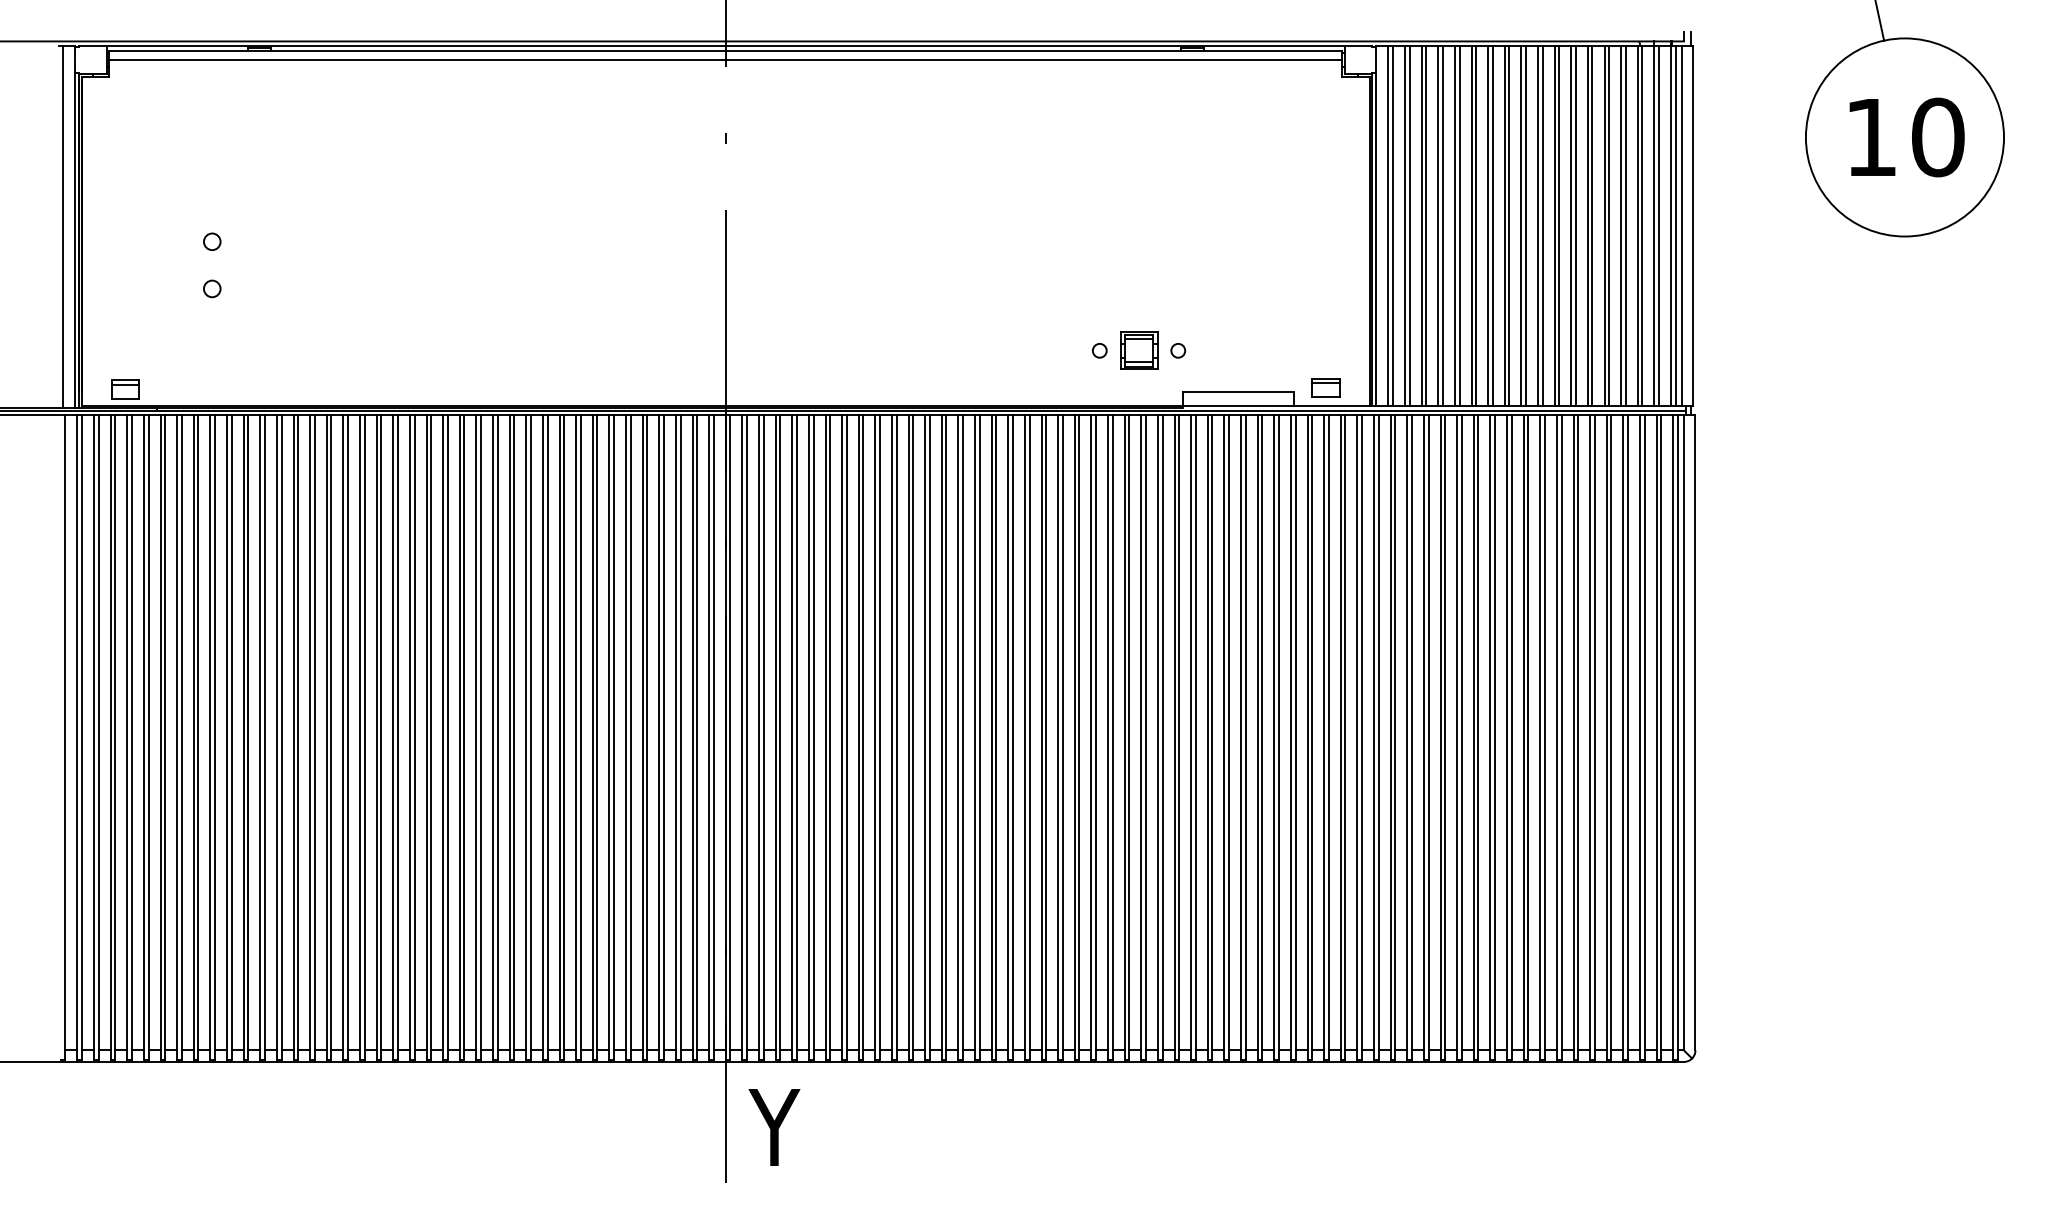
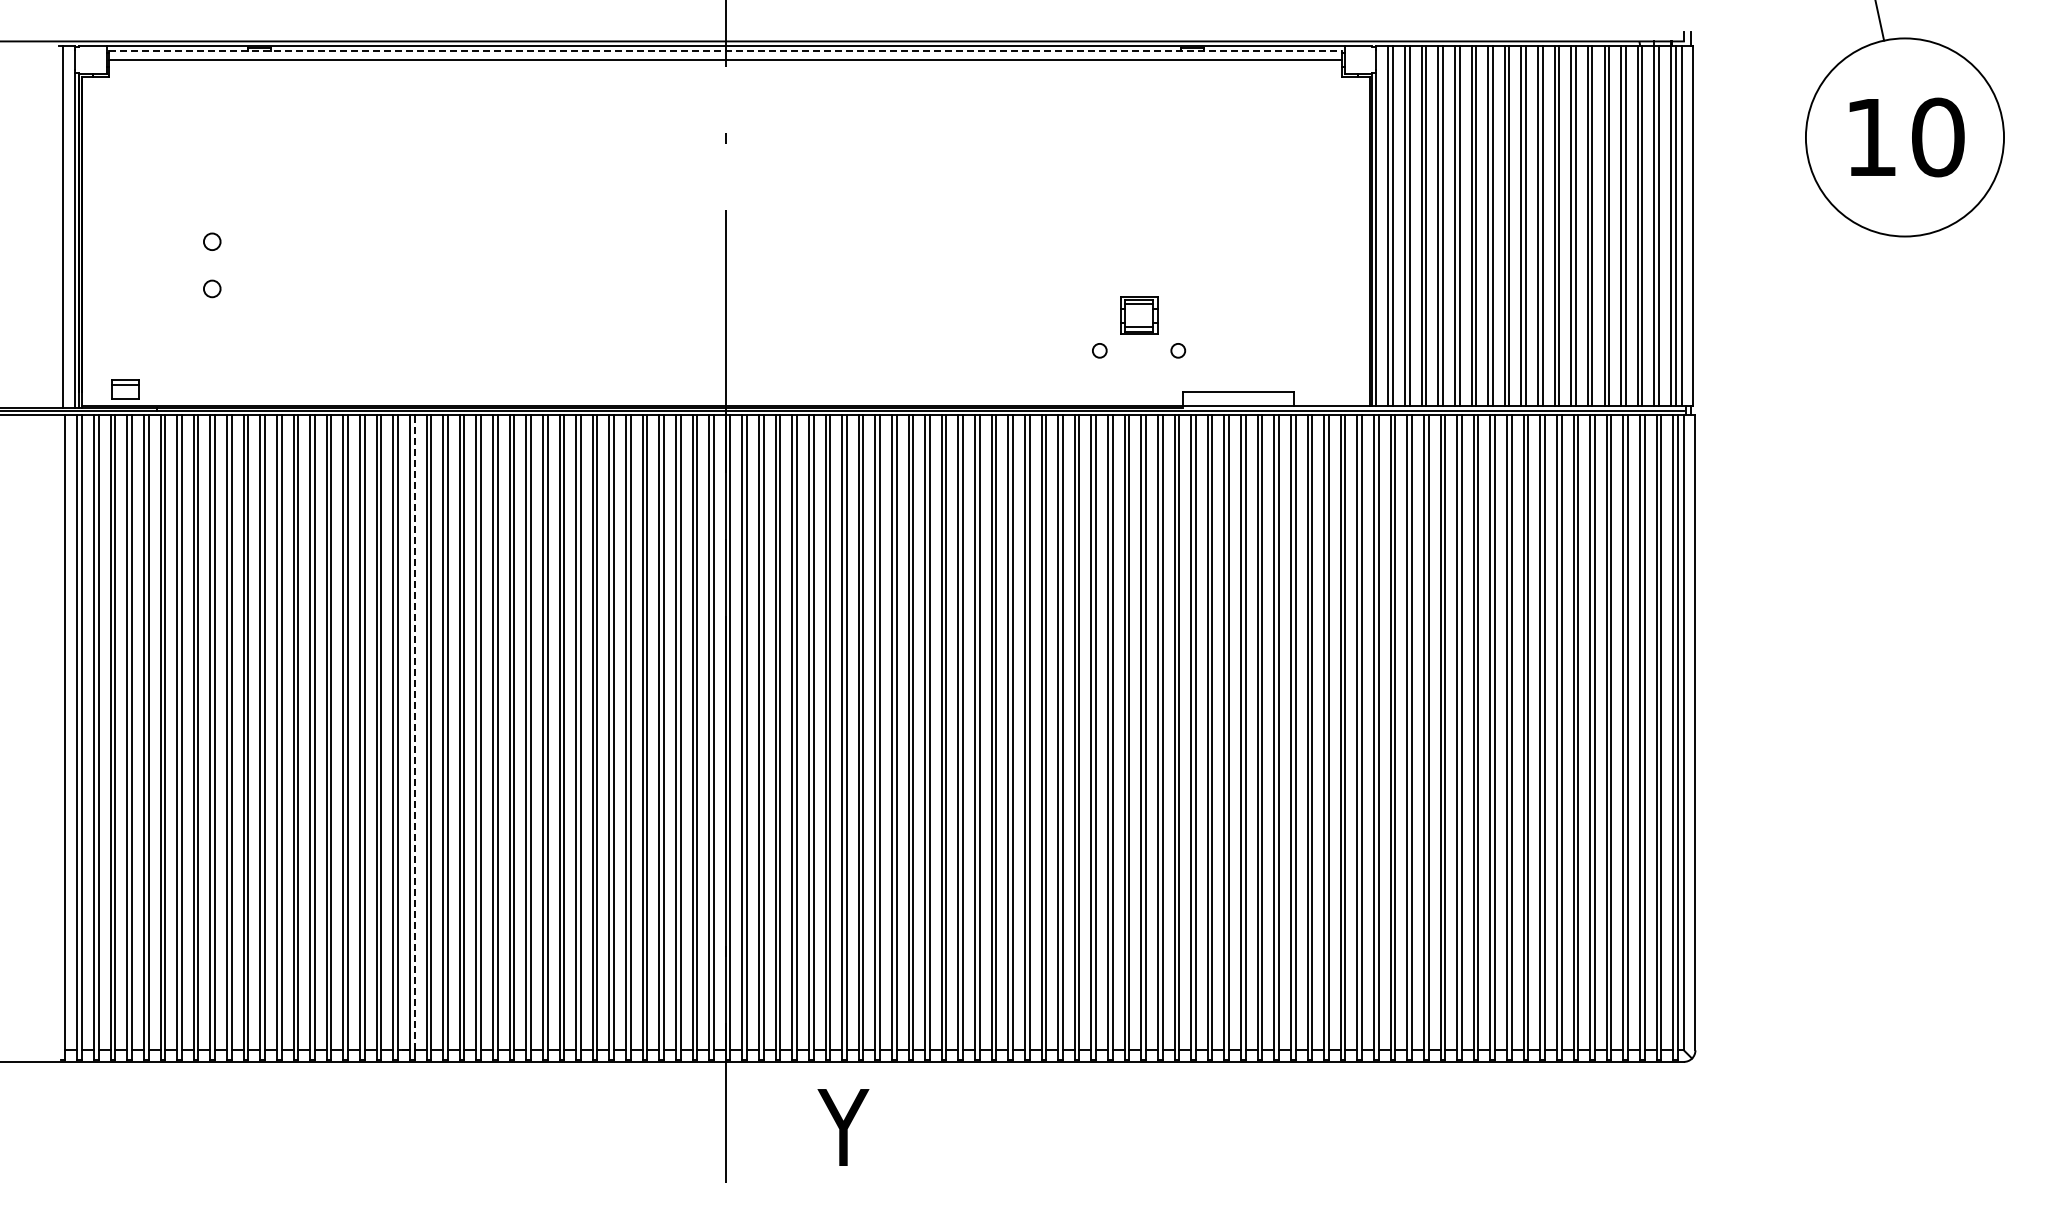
line: solid -> dashed (726, 50)
part position: (1139, 350) -> (1139, 315) (1139, 315)
part: present -> none (1325, 387)
line: solid -> dashed (414, 732)
text position: (774, 1127) -> (843, 1127) (843, 1127)
